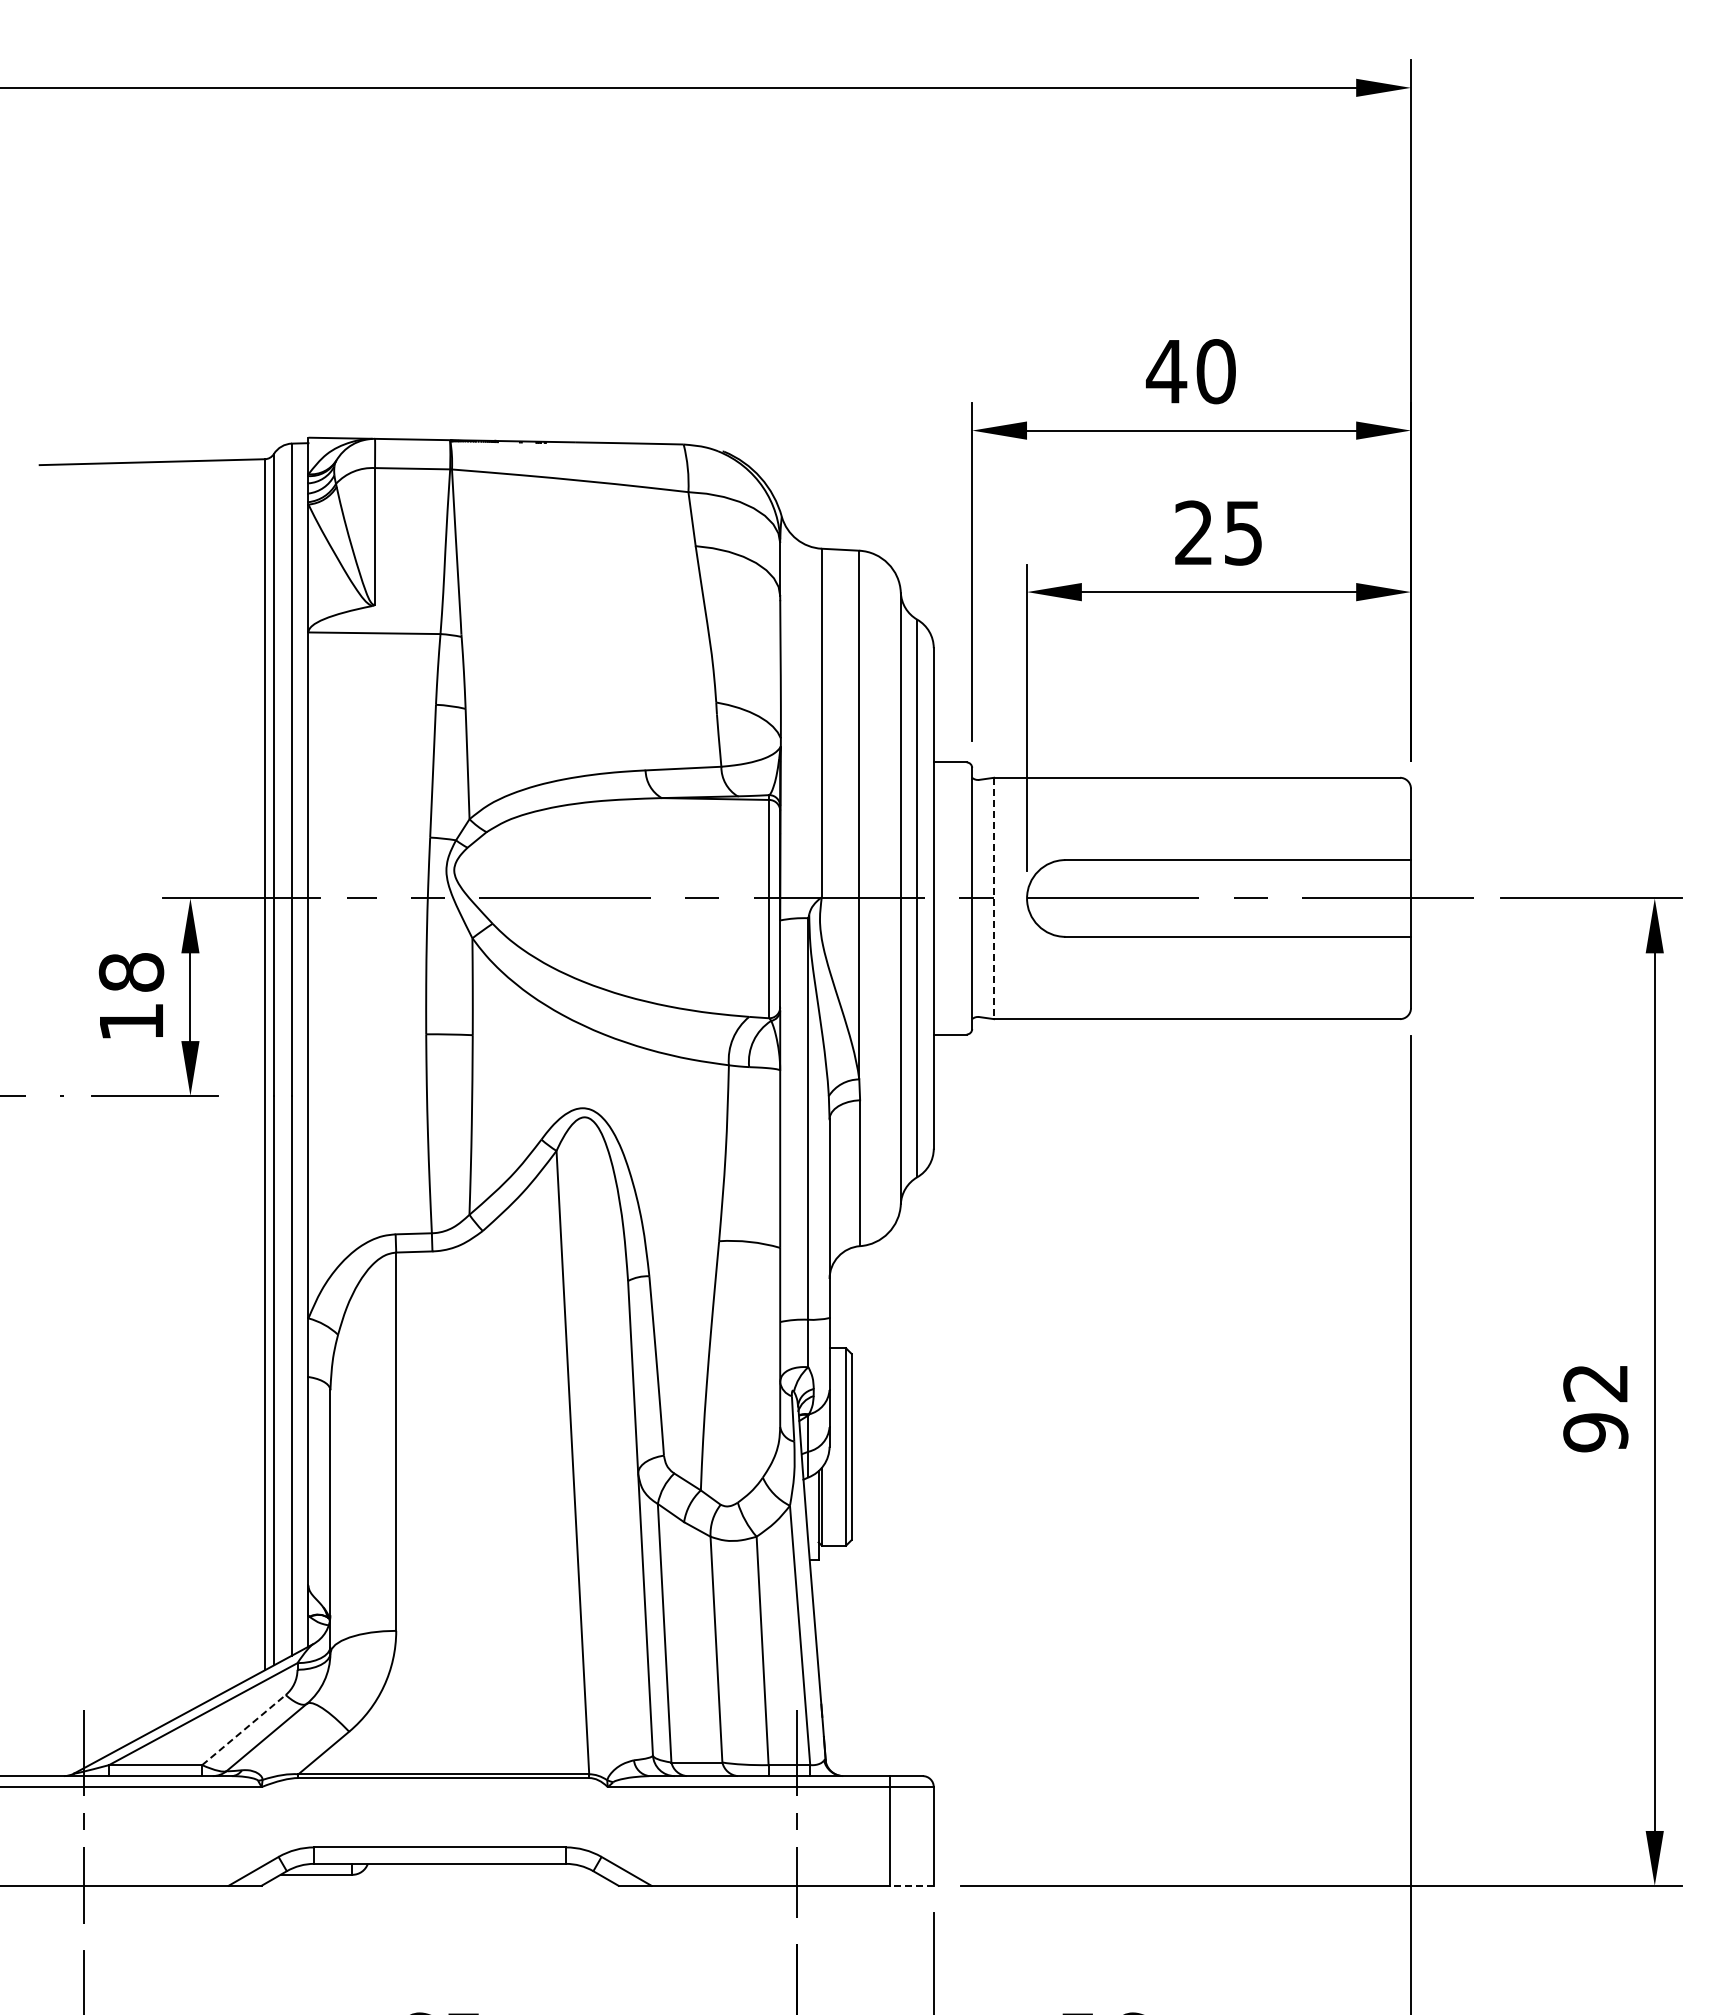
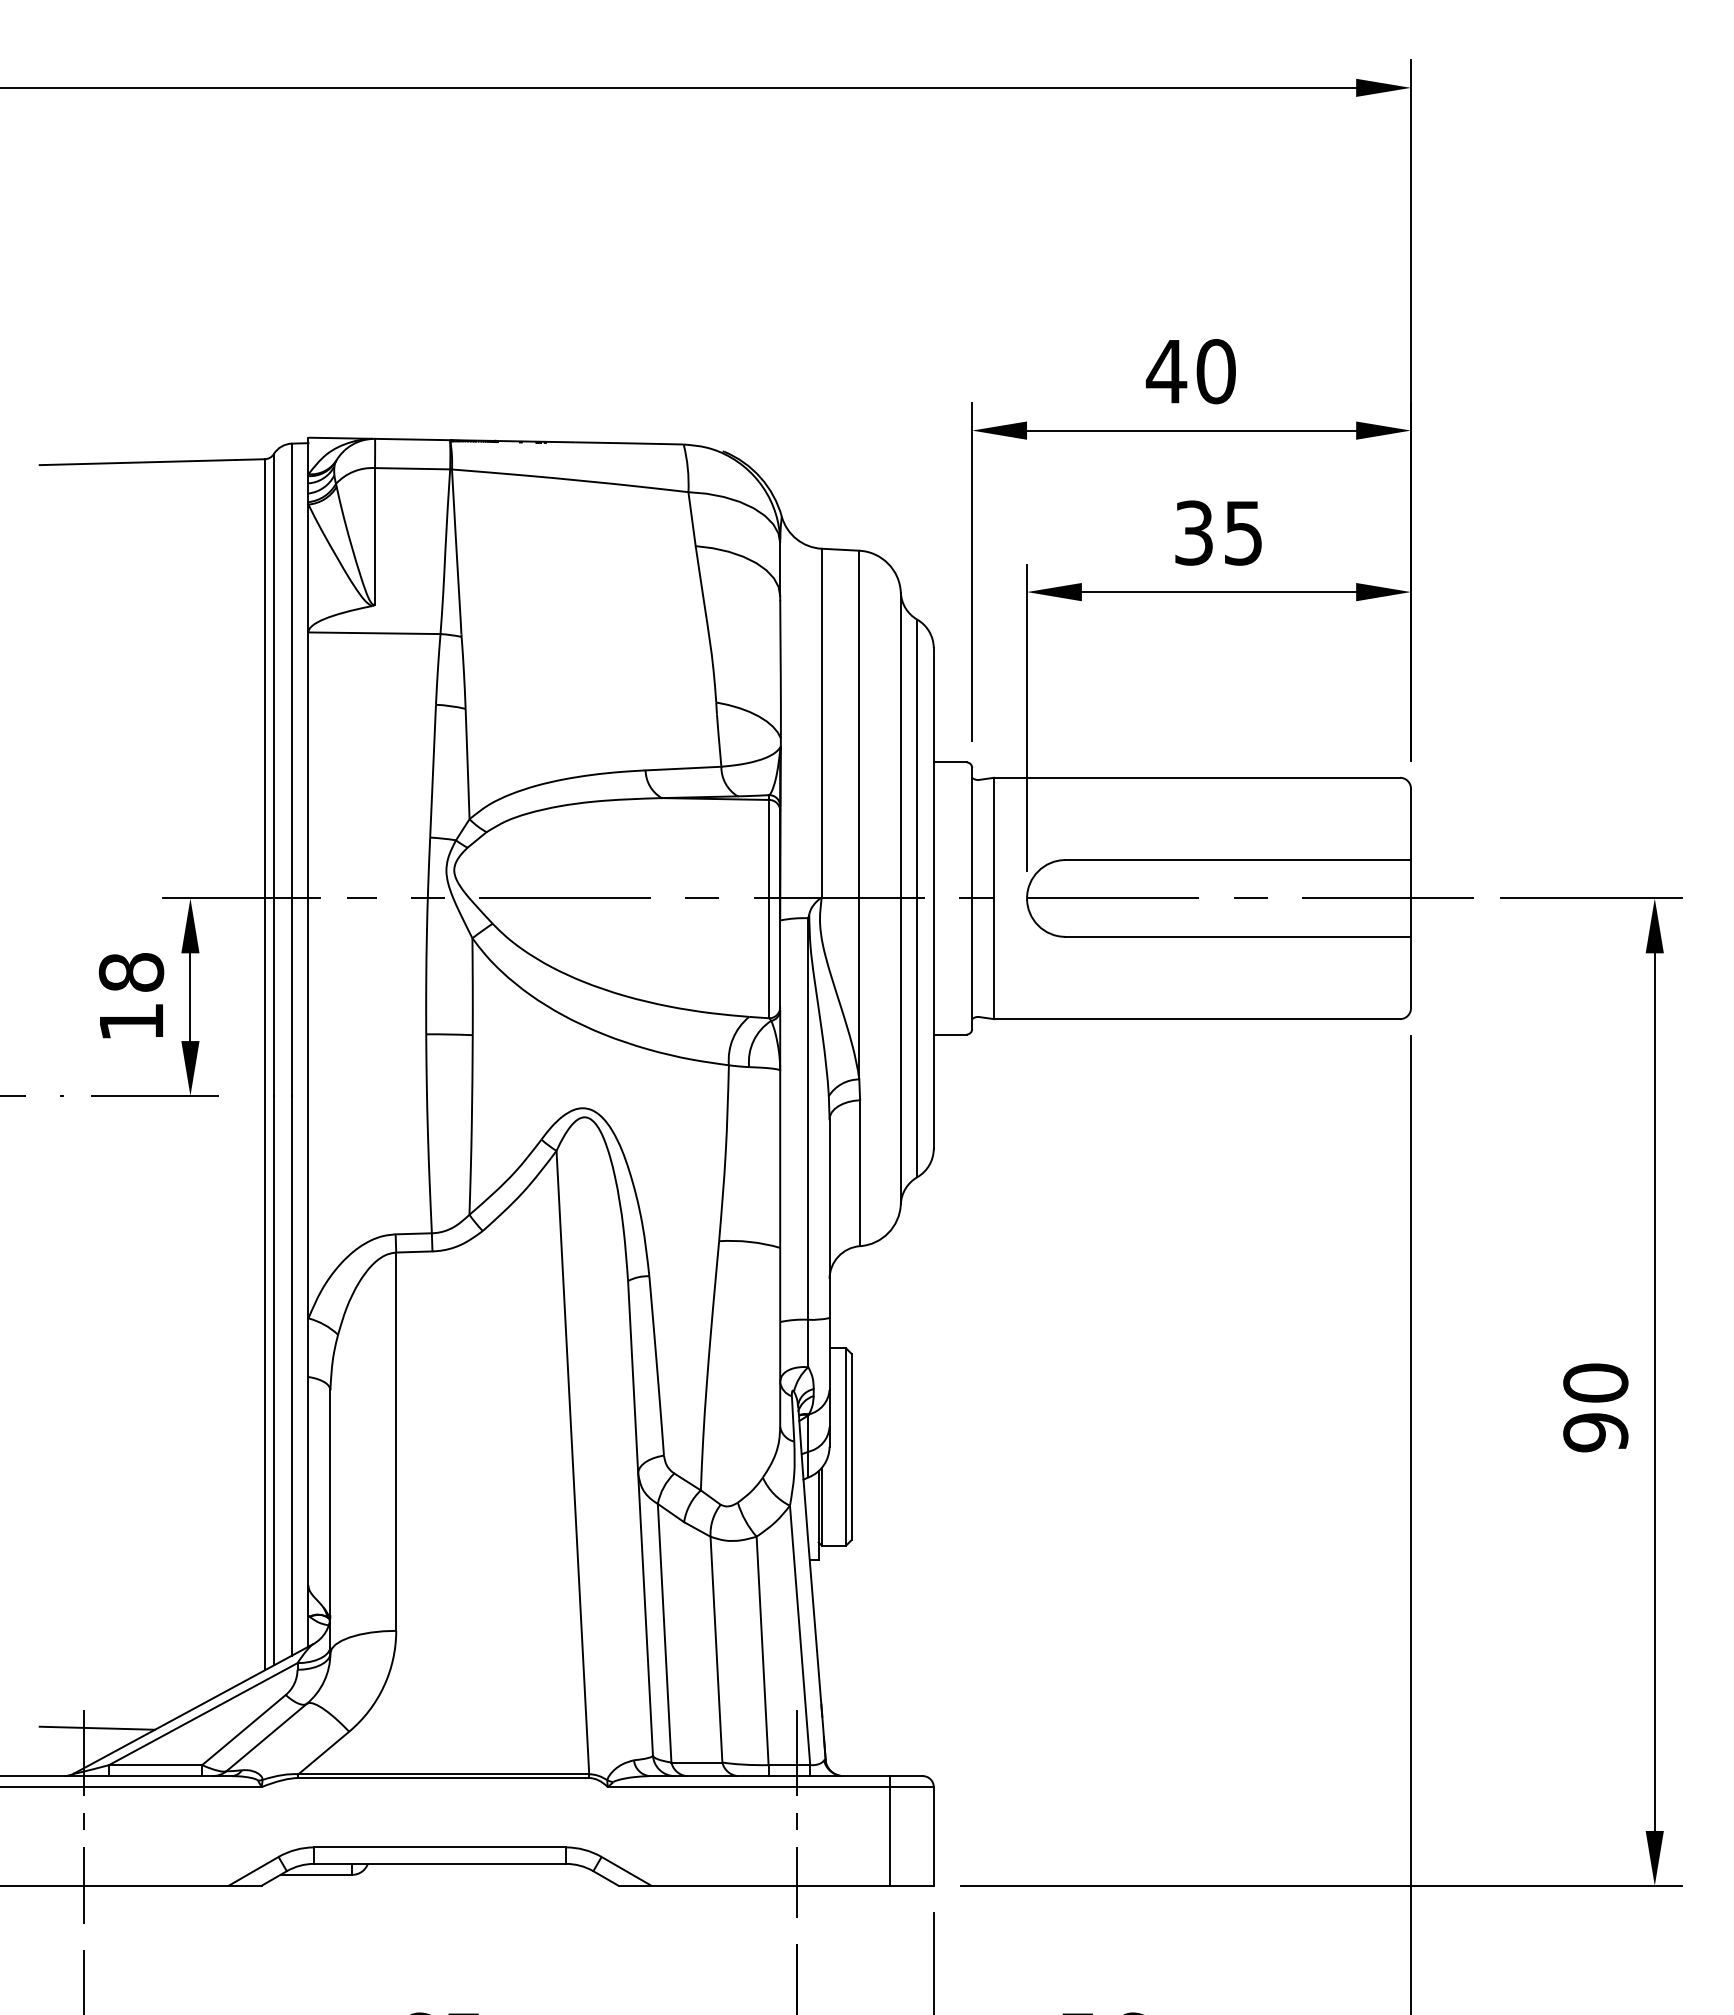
text: 25 -> 35 (1193, 532)
line: dashed -> solid (994, 898)
text: 92 -> 90 (1595, 1382)
line: none -> present (97, 1727)
line: dashed -> solid (243, 1730)
line: dashed -> solid (911, 1885)
